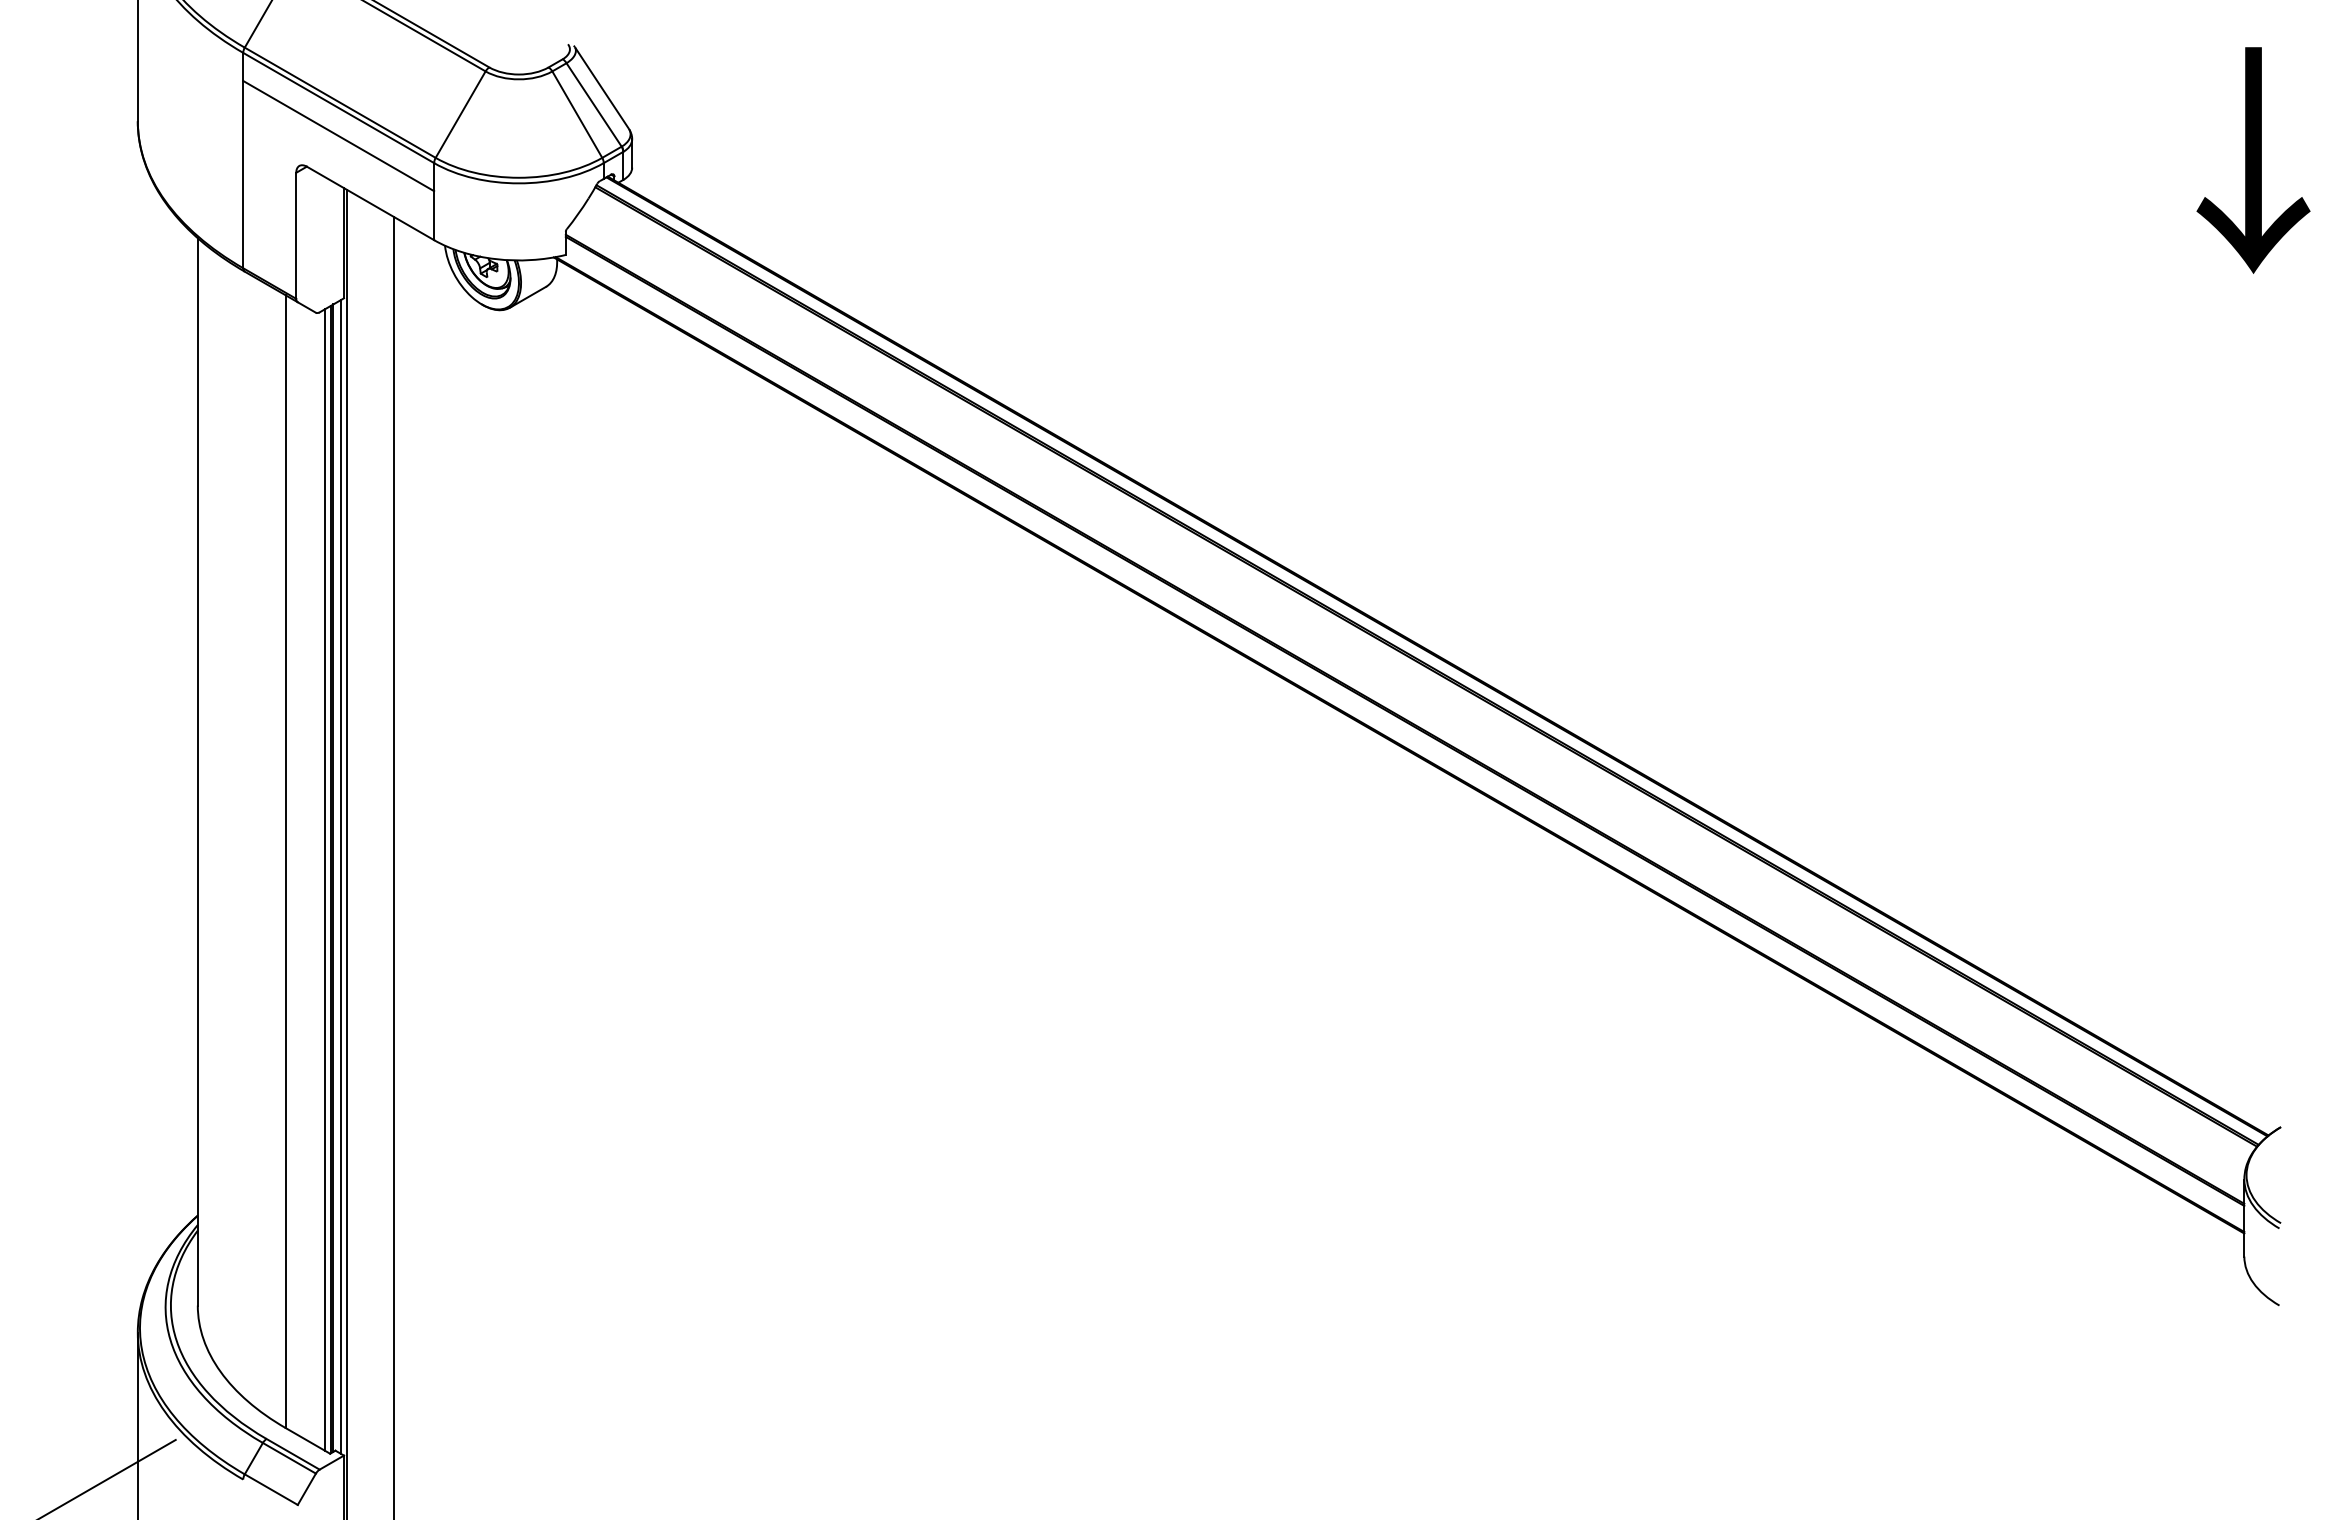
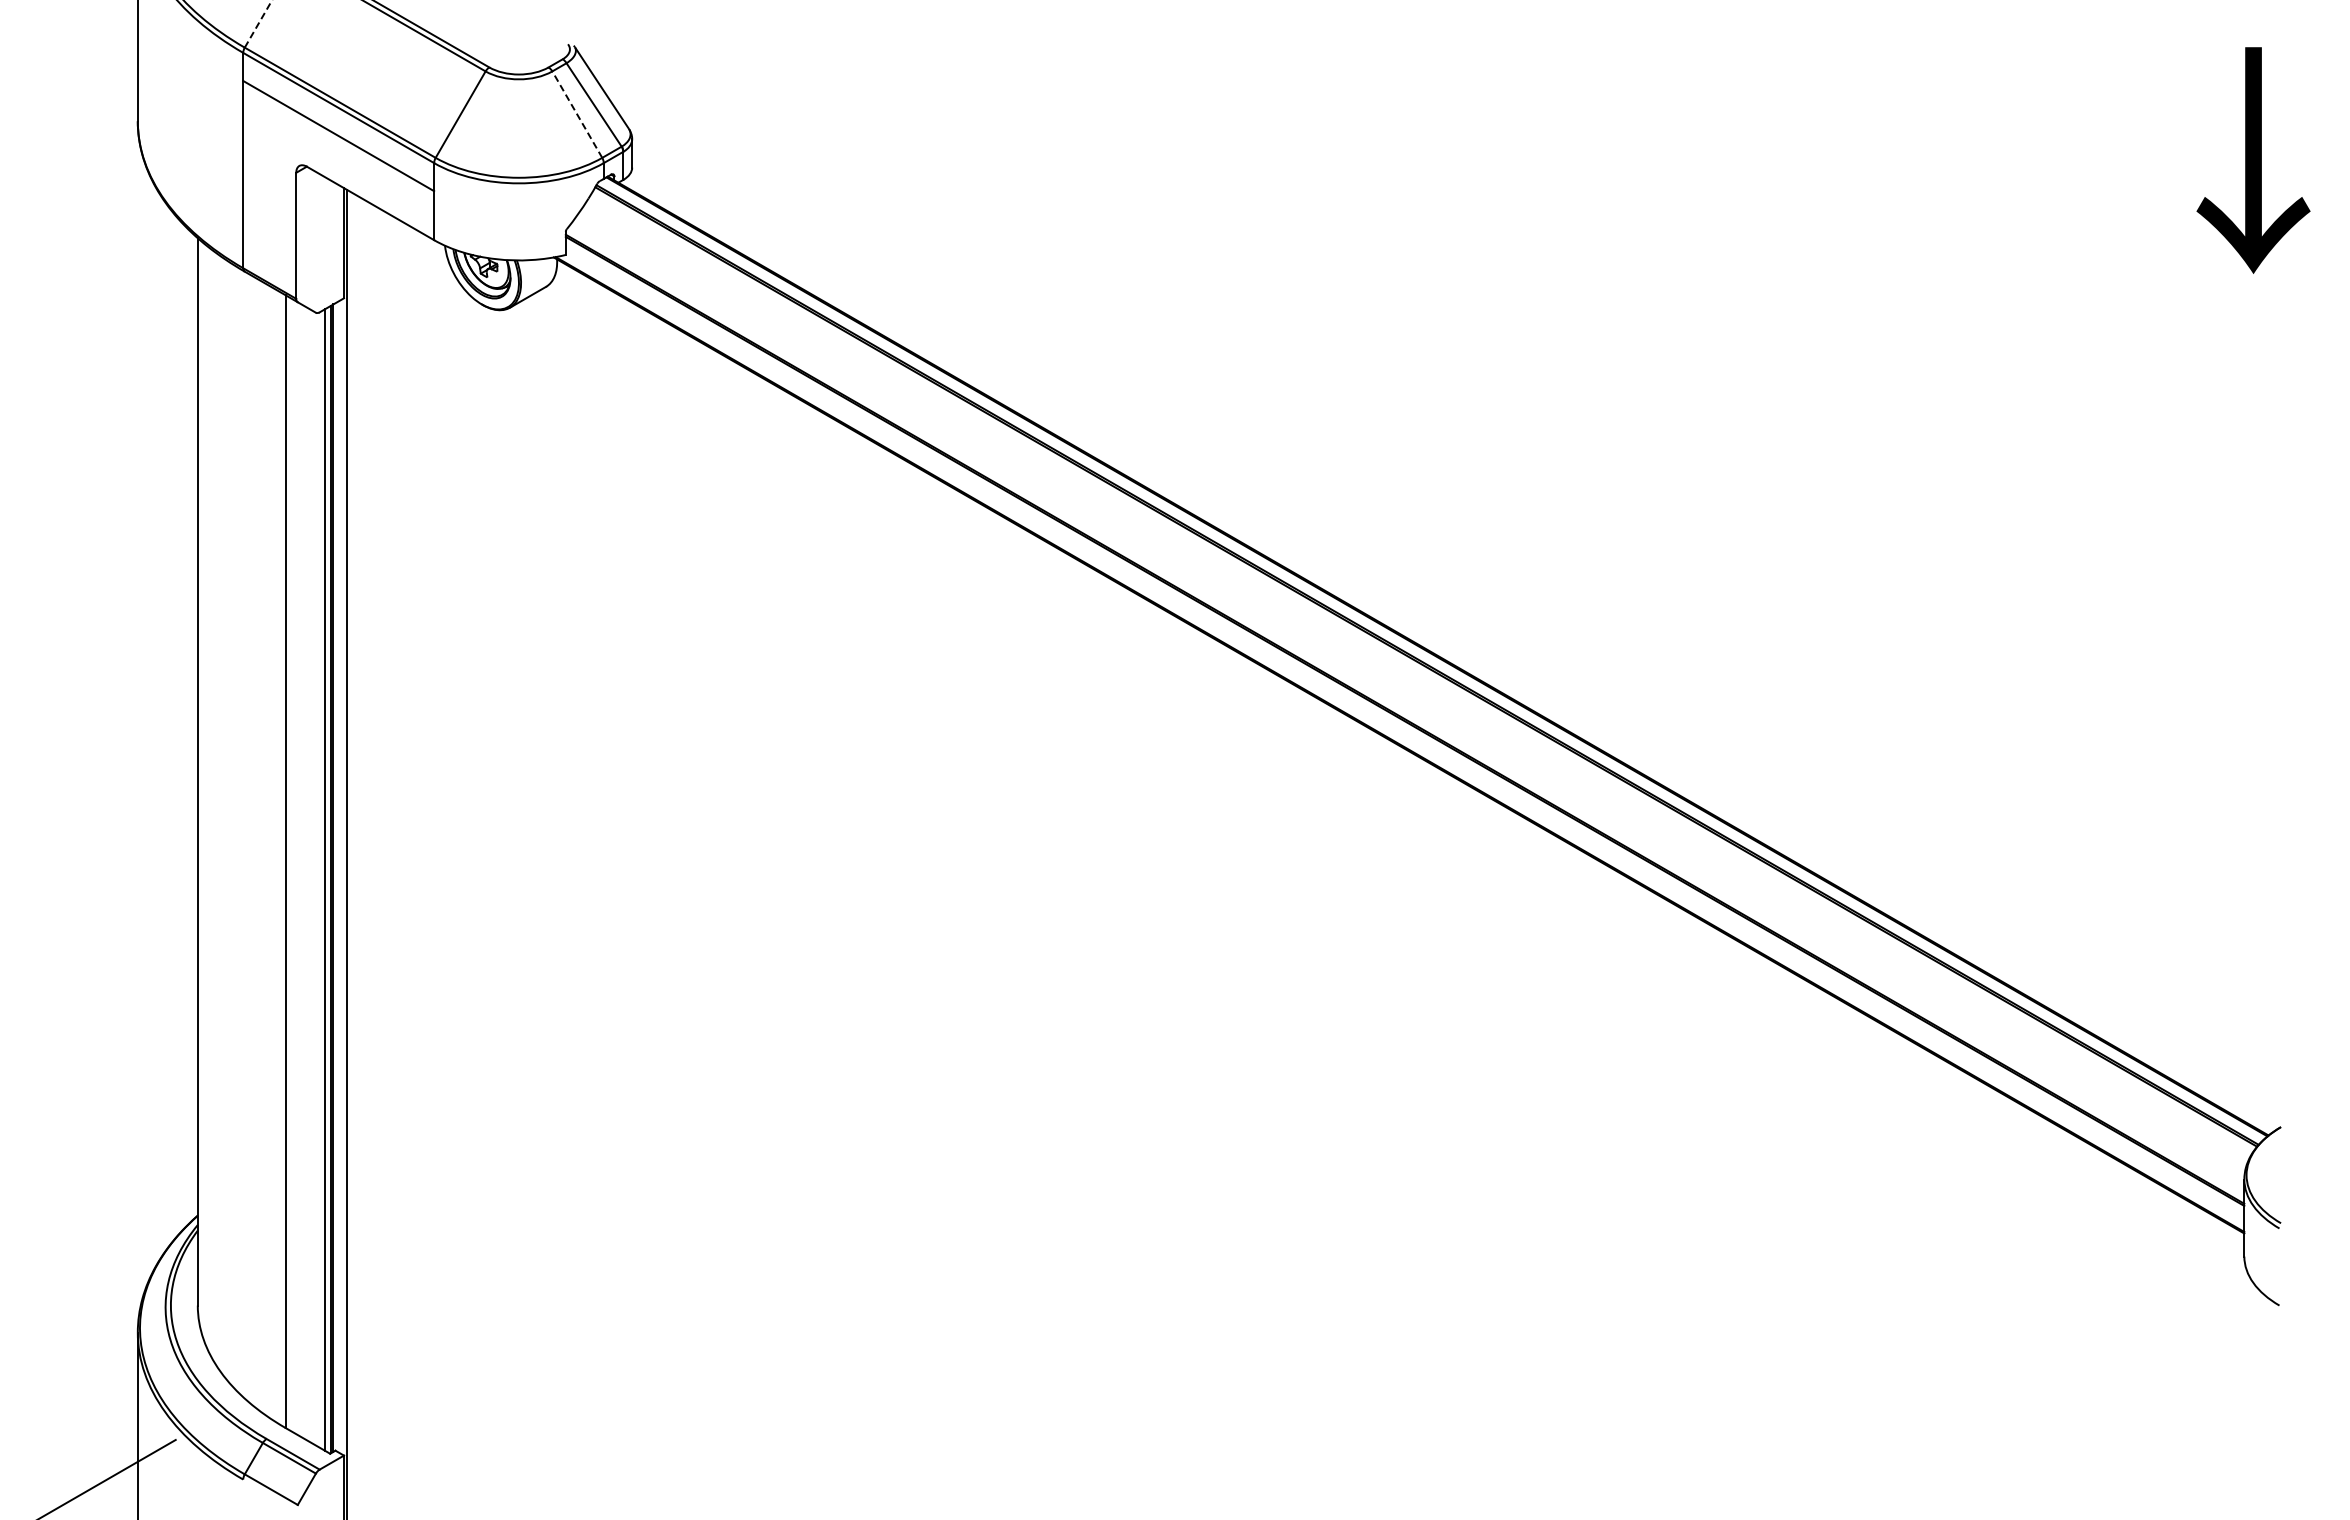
line: solid -> dashed (258, 23)
line: solid -> dashed (577, 114)
line: present -> none (394, 866)
line: present -> none (340, 876)
